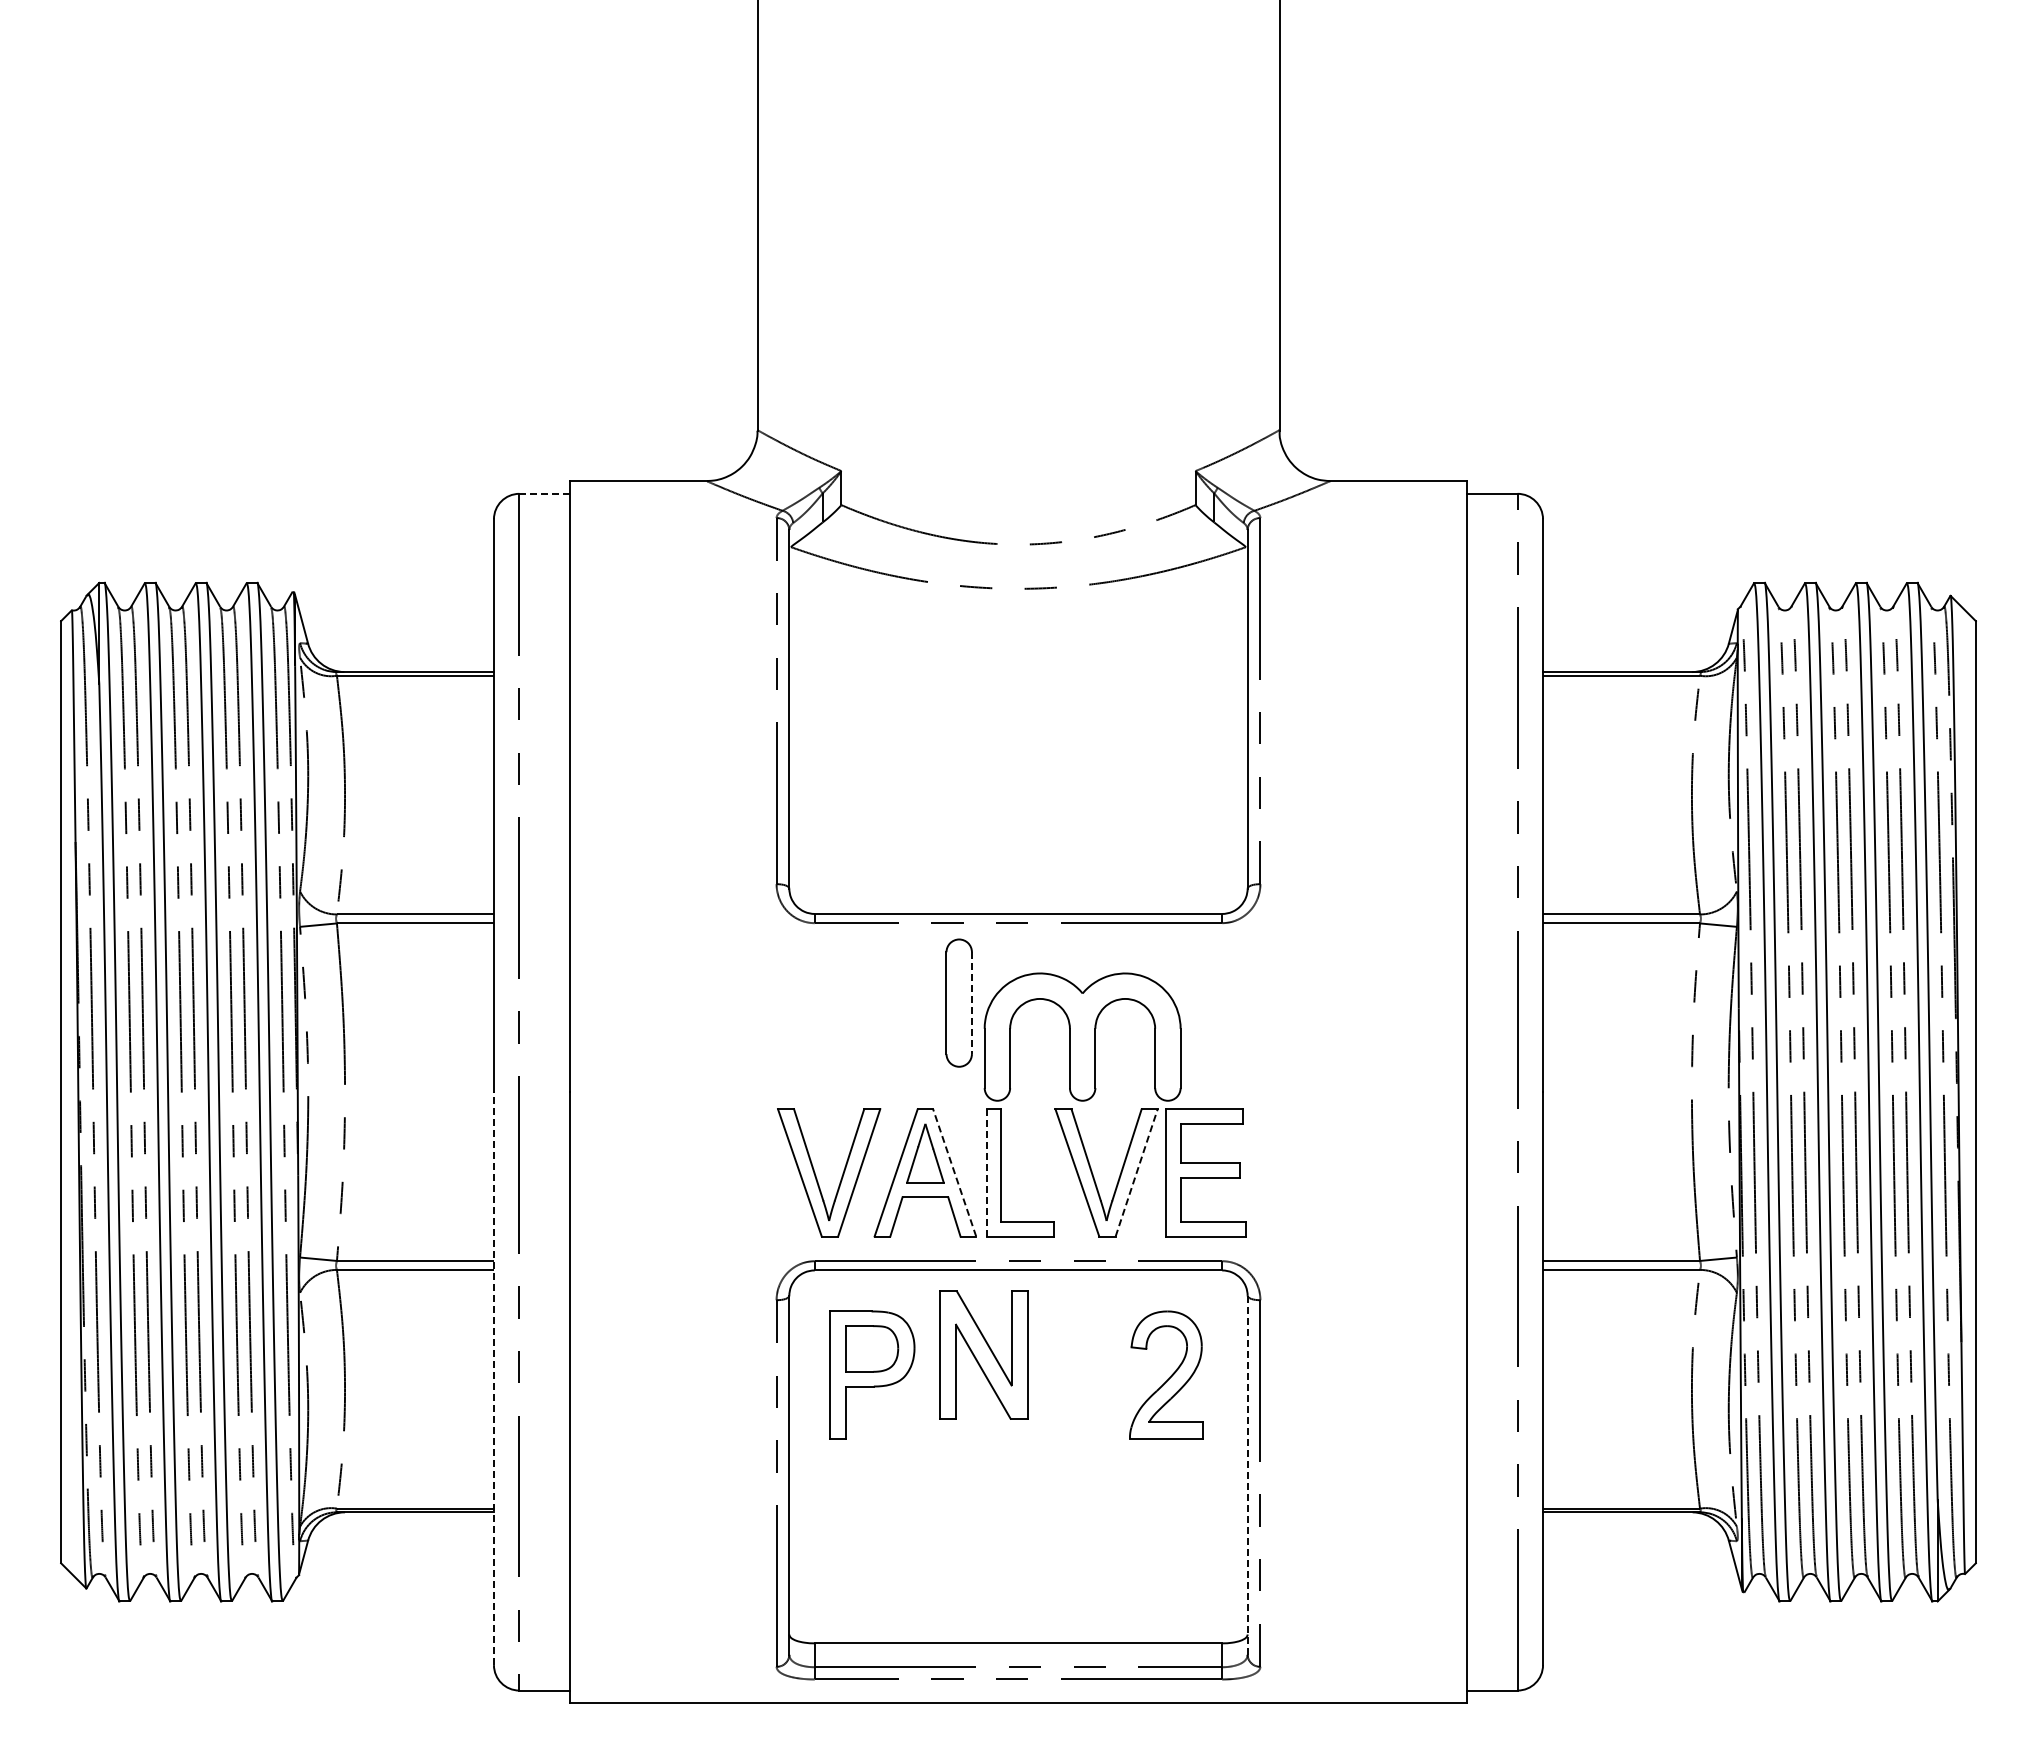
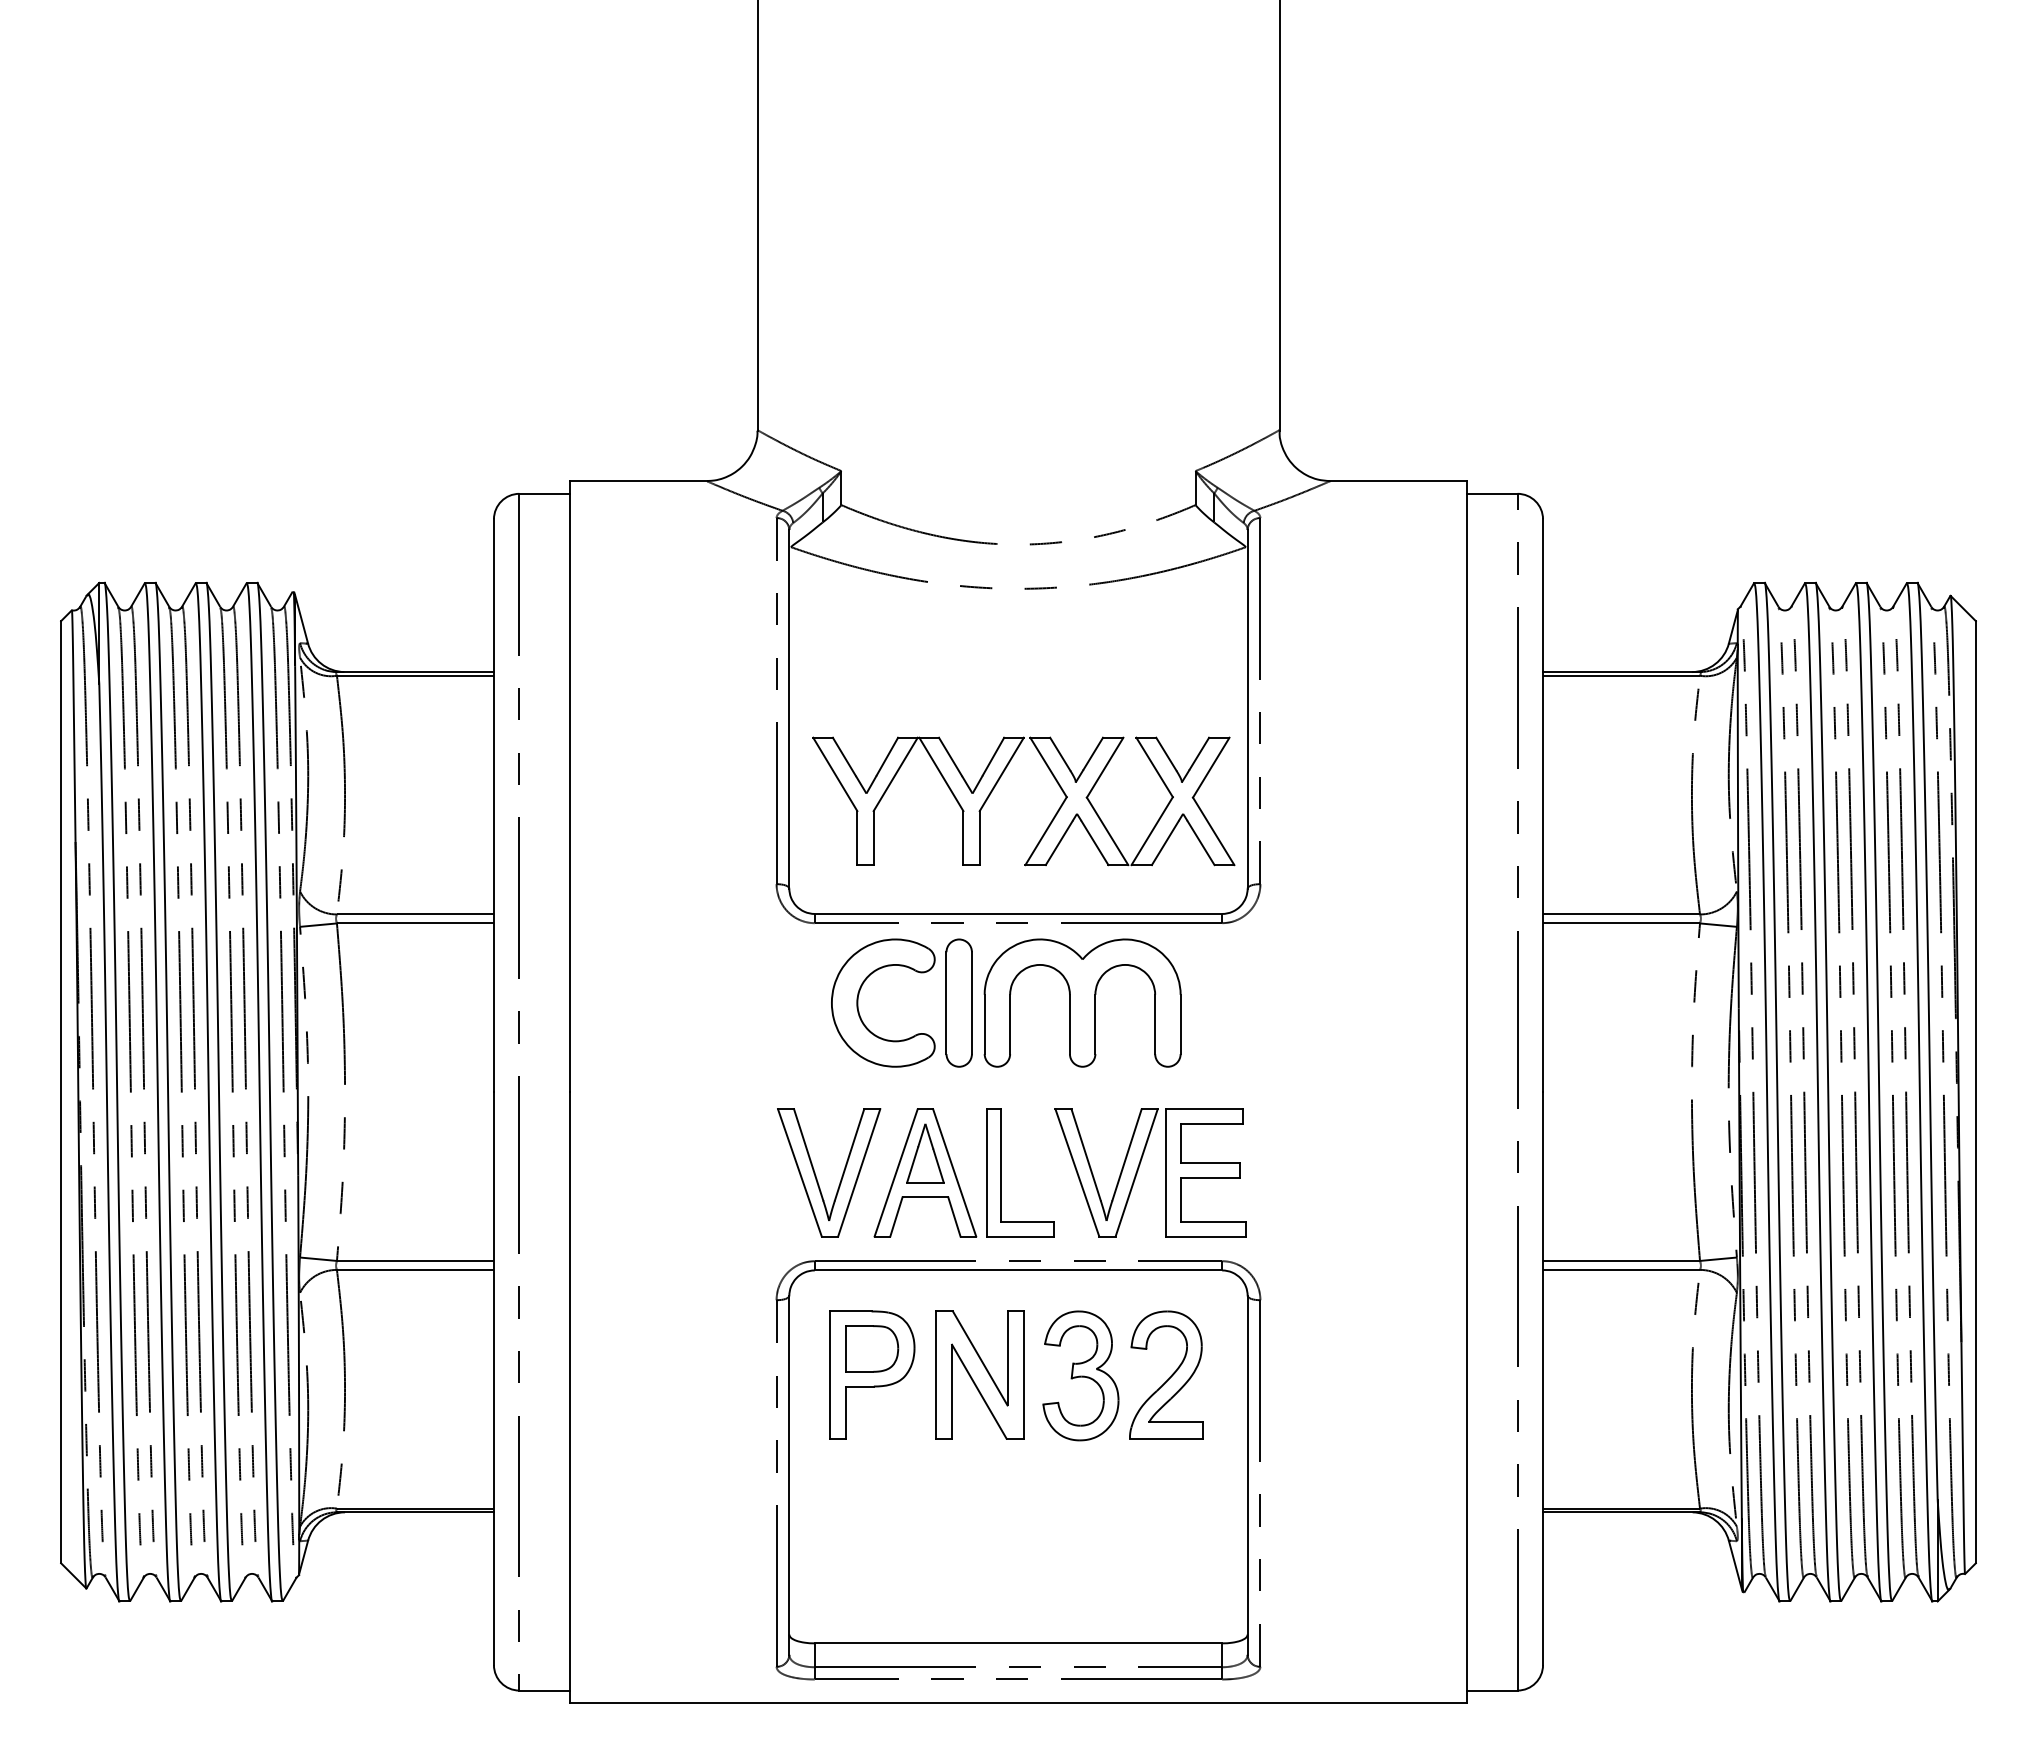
line: dashed -> solid (544, 493)
part: none -> present (996, 785)
part: none -> present (858, 1002)
line: dashed -> solid (971, 1003)
part position: (1082, 1036) -> (1082, 1002) (1082, 1002)
line: dashed -> solid (954, 1172)
line: dashed -> solid (986, 1172)
line: dashed -> solid (1136, 1172)
part position: (983, 1354) -> (979, 1374) (979, 1374)
part: none -> present (1080, 1375)
line: dashed -> solid (493, 1378)
line: dashed -> solid (1247, 1474)
